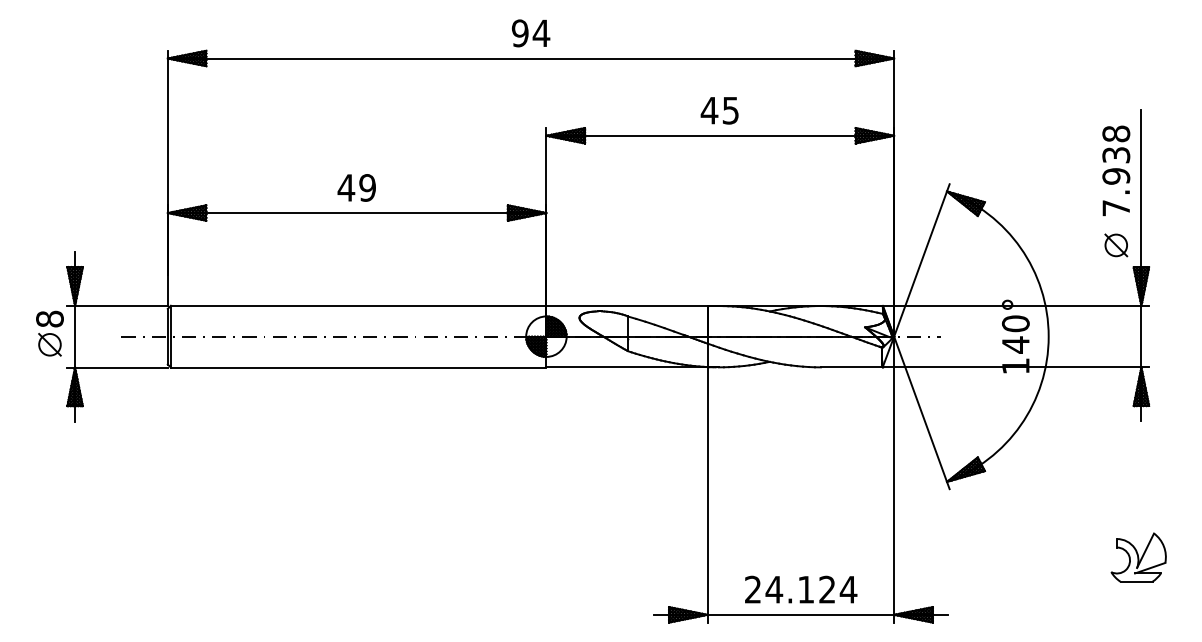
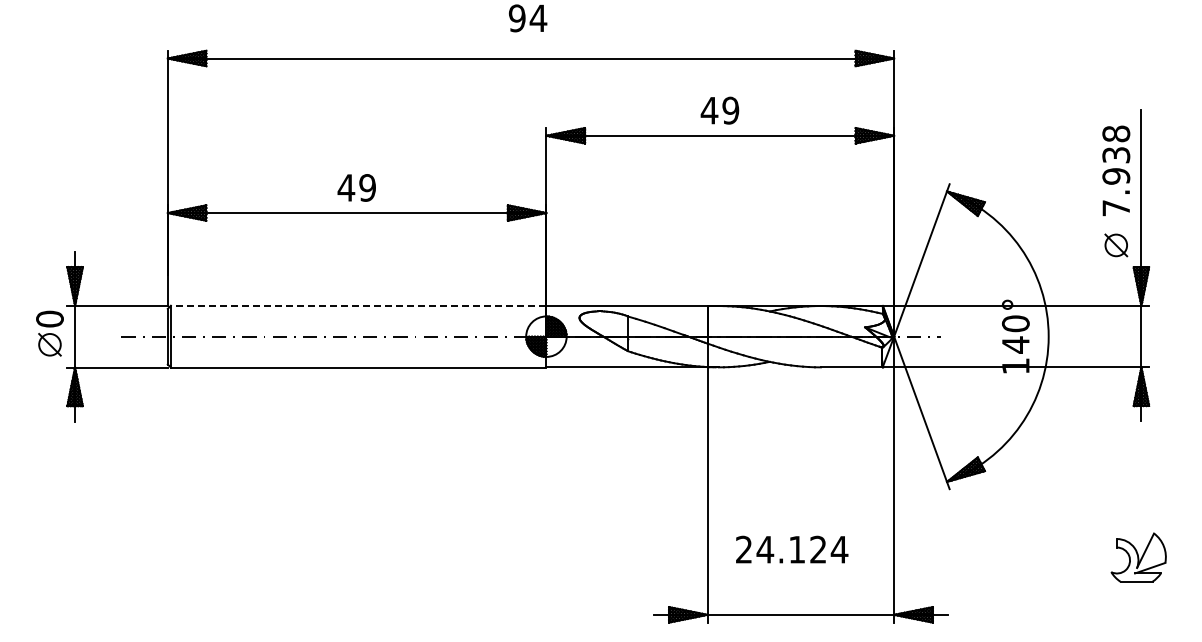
text position: (531, 33) -> (528, 18) (528, 18)
text: 45 -> 49 (730, 110)
line: solid -> dashed (358, 305)
text: 8 -> 0 (49, 318)
text position: (801, 589) -> (792, 549) (792, 549)
